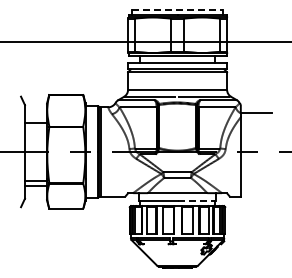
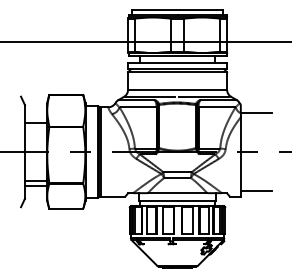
line: dashed -> solid (178, 10)
line: none -> present (255, 190)
line: dashed -> solid (197, 201)
